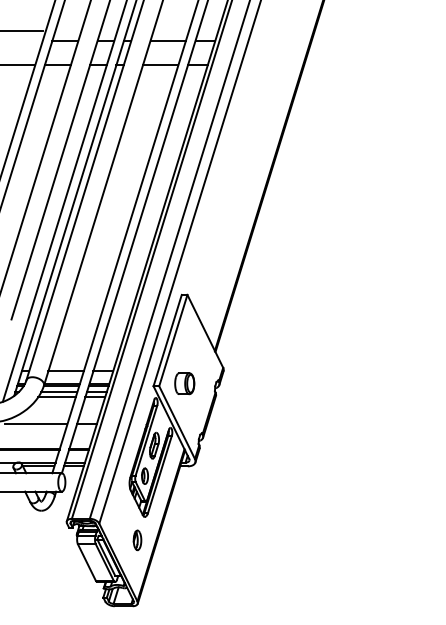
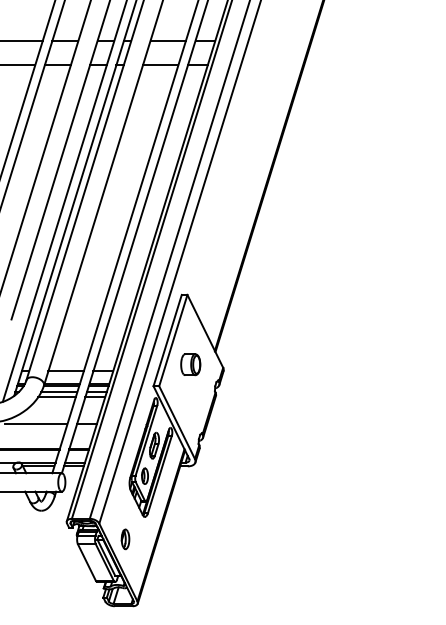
line position: (22, 30) -> (22, 40) (22, 40)
part position: (184, 383) -> (190, 364) (190, 364)
part position: (137, 540) -> (125, 539) (125, 539)
